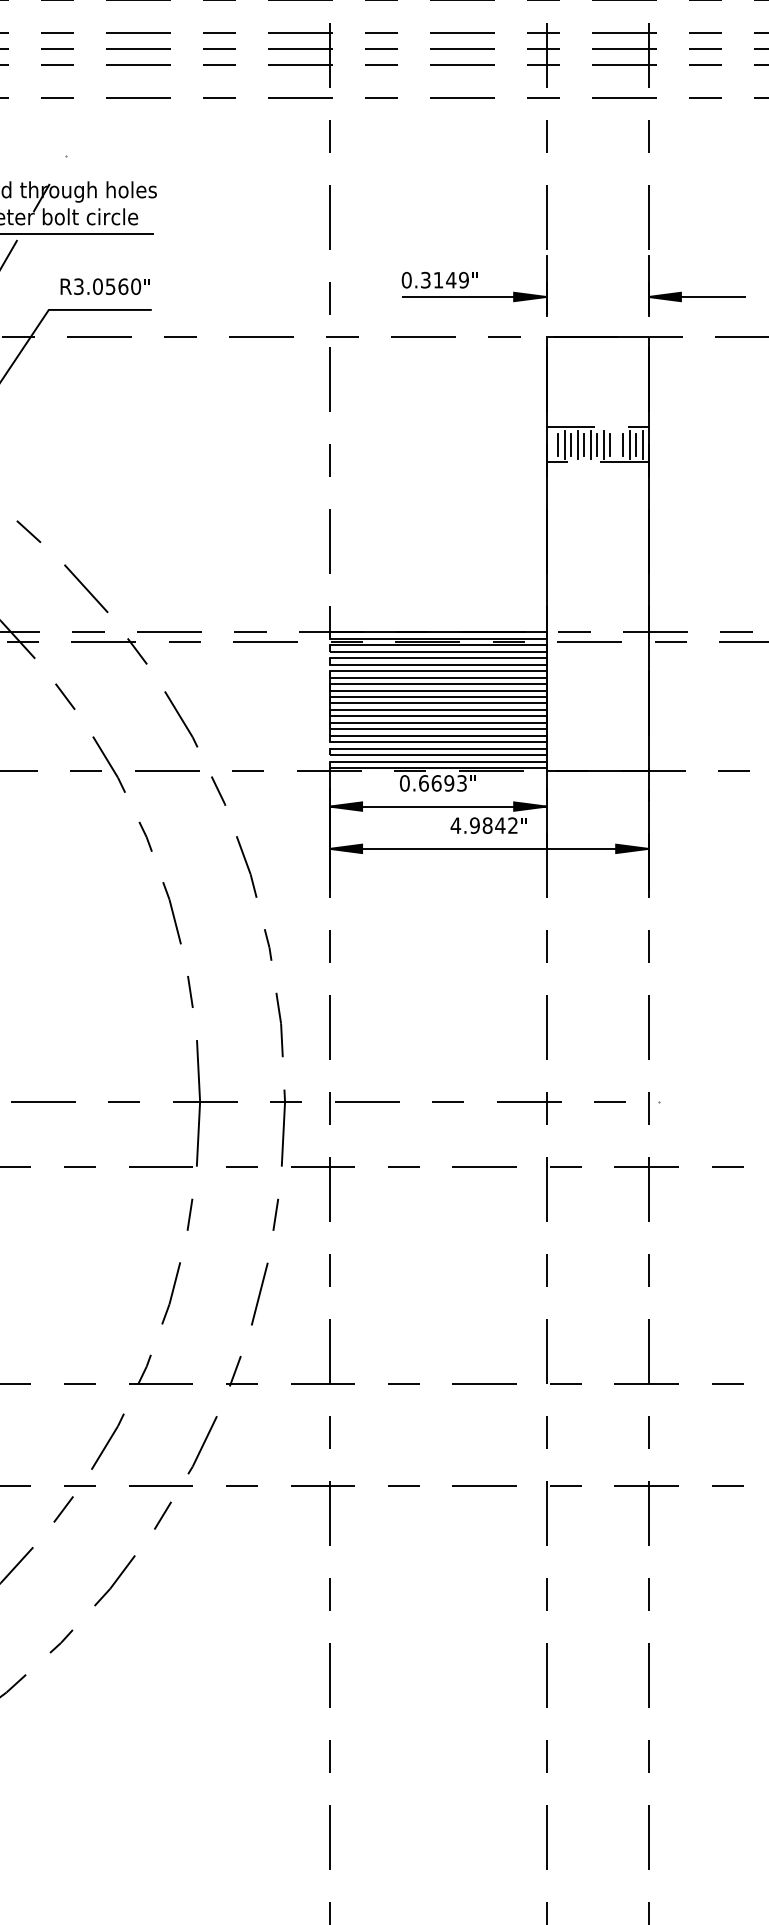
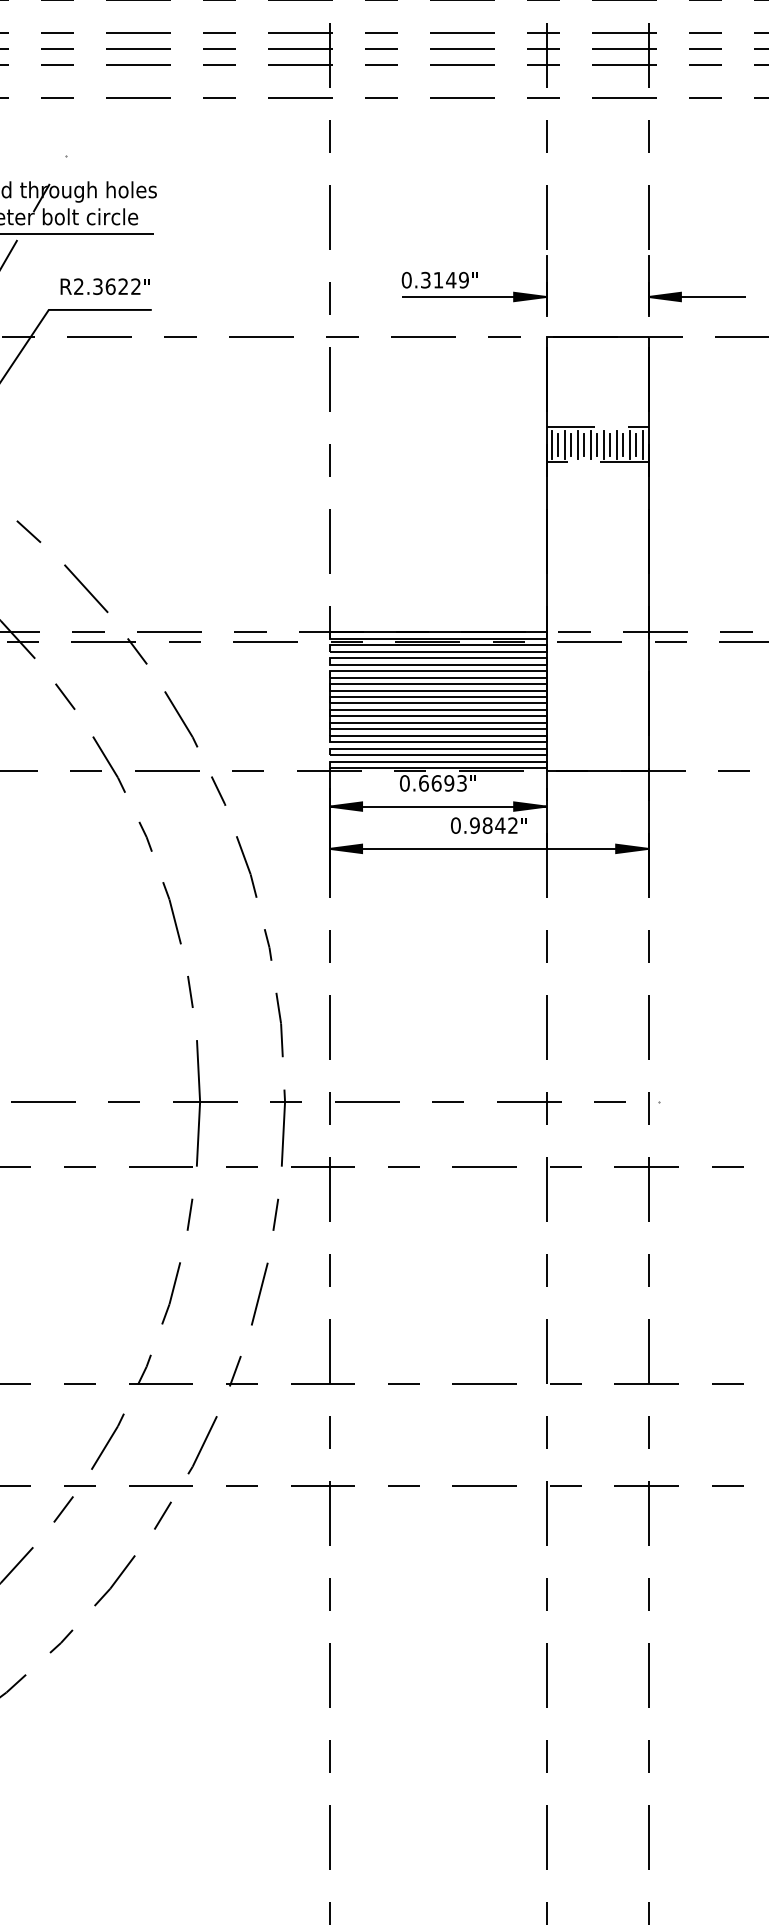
text: R3.0560 -> R2.3622 (107, 286)
line: none -> present (551, 444)
line: none -> present (616, 444)
text: 4.9842 -> 0.9842 (455, 825)
